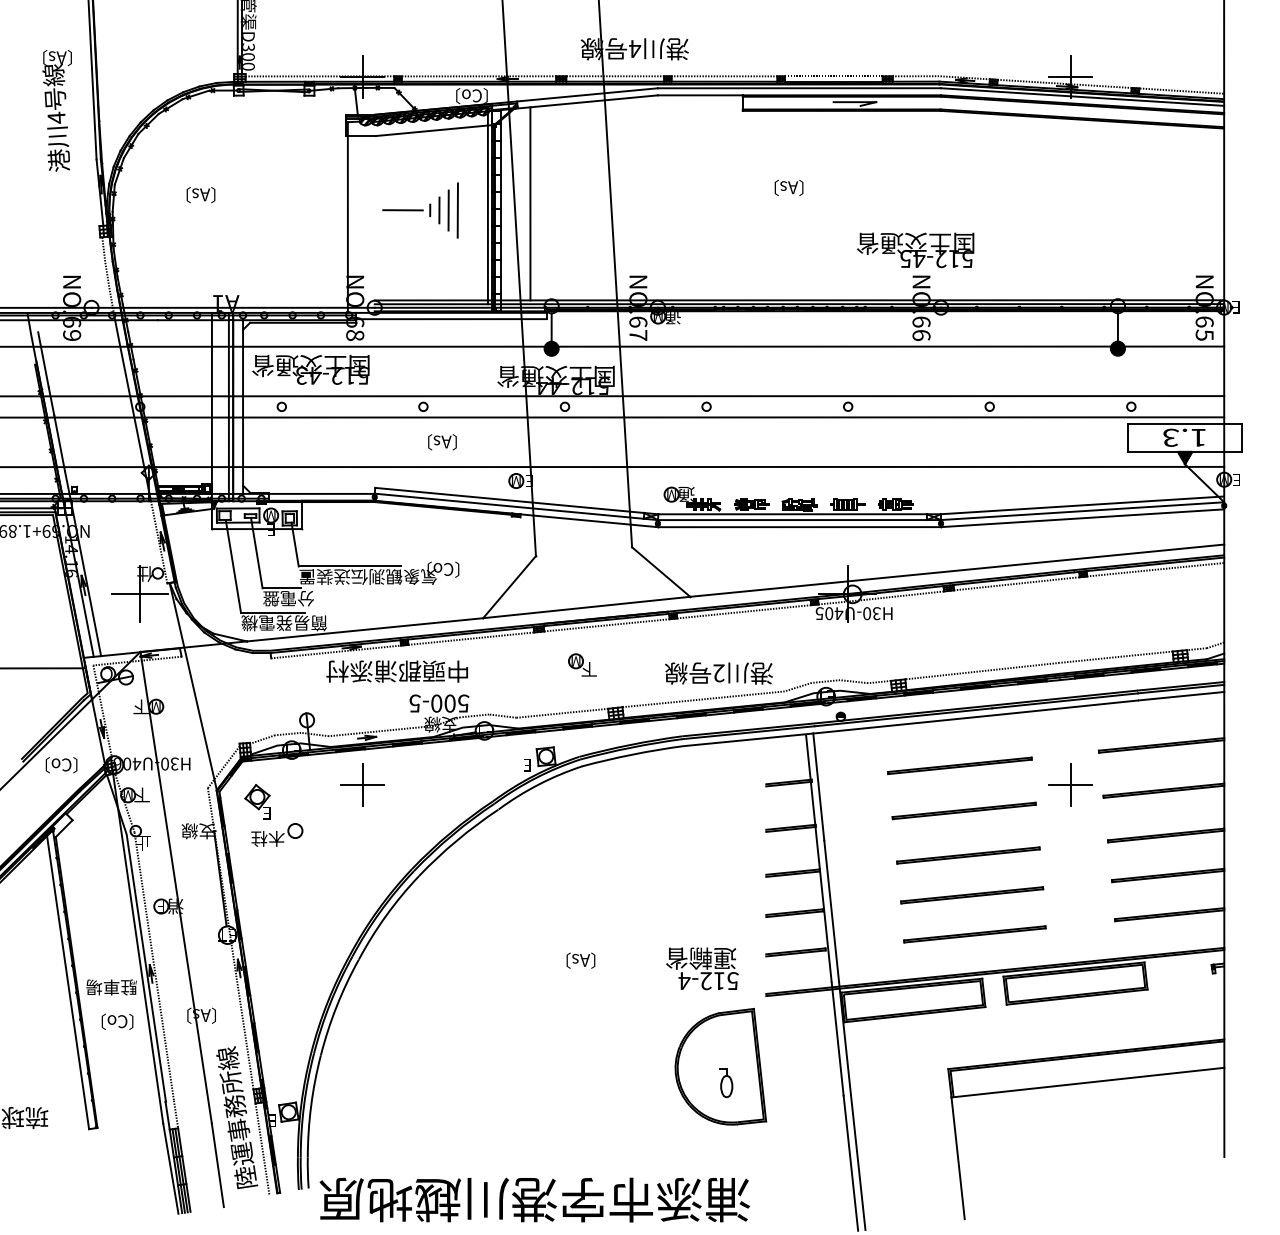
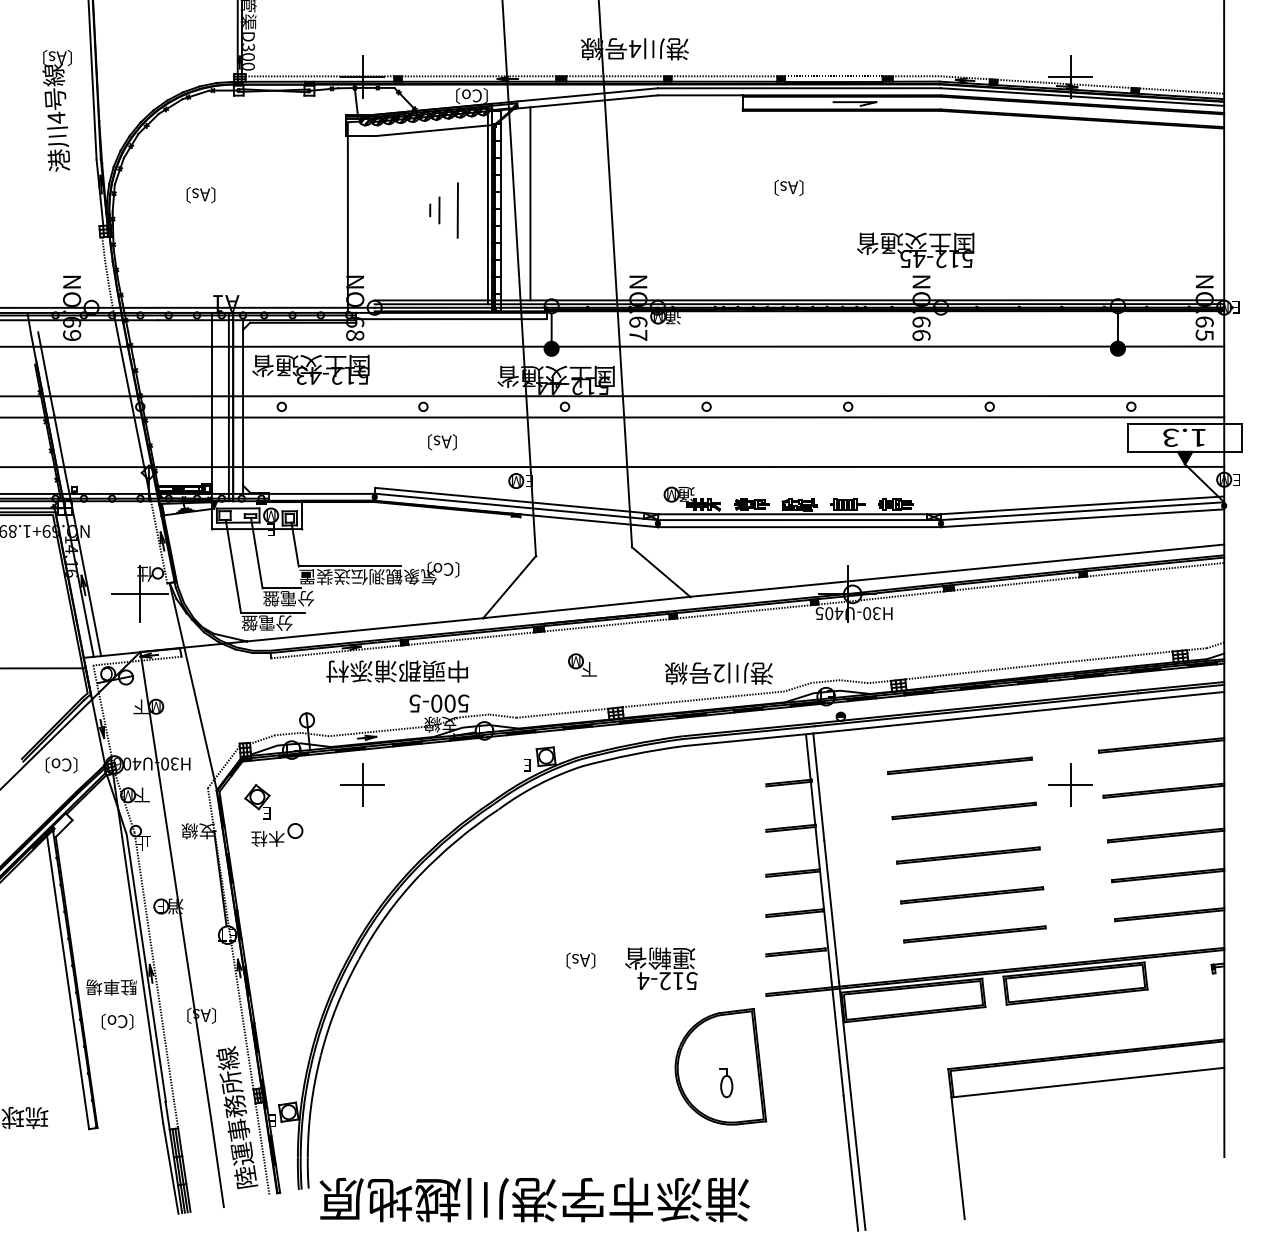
line: present -> none (402, 210)
line: present -> none (448, 210)
text: 簡易発電機 -> 分電盤 (283, 623)
text position: (702, 968) -> (661, 968) (661, 968)
